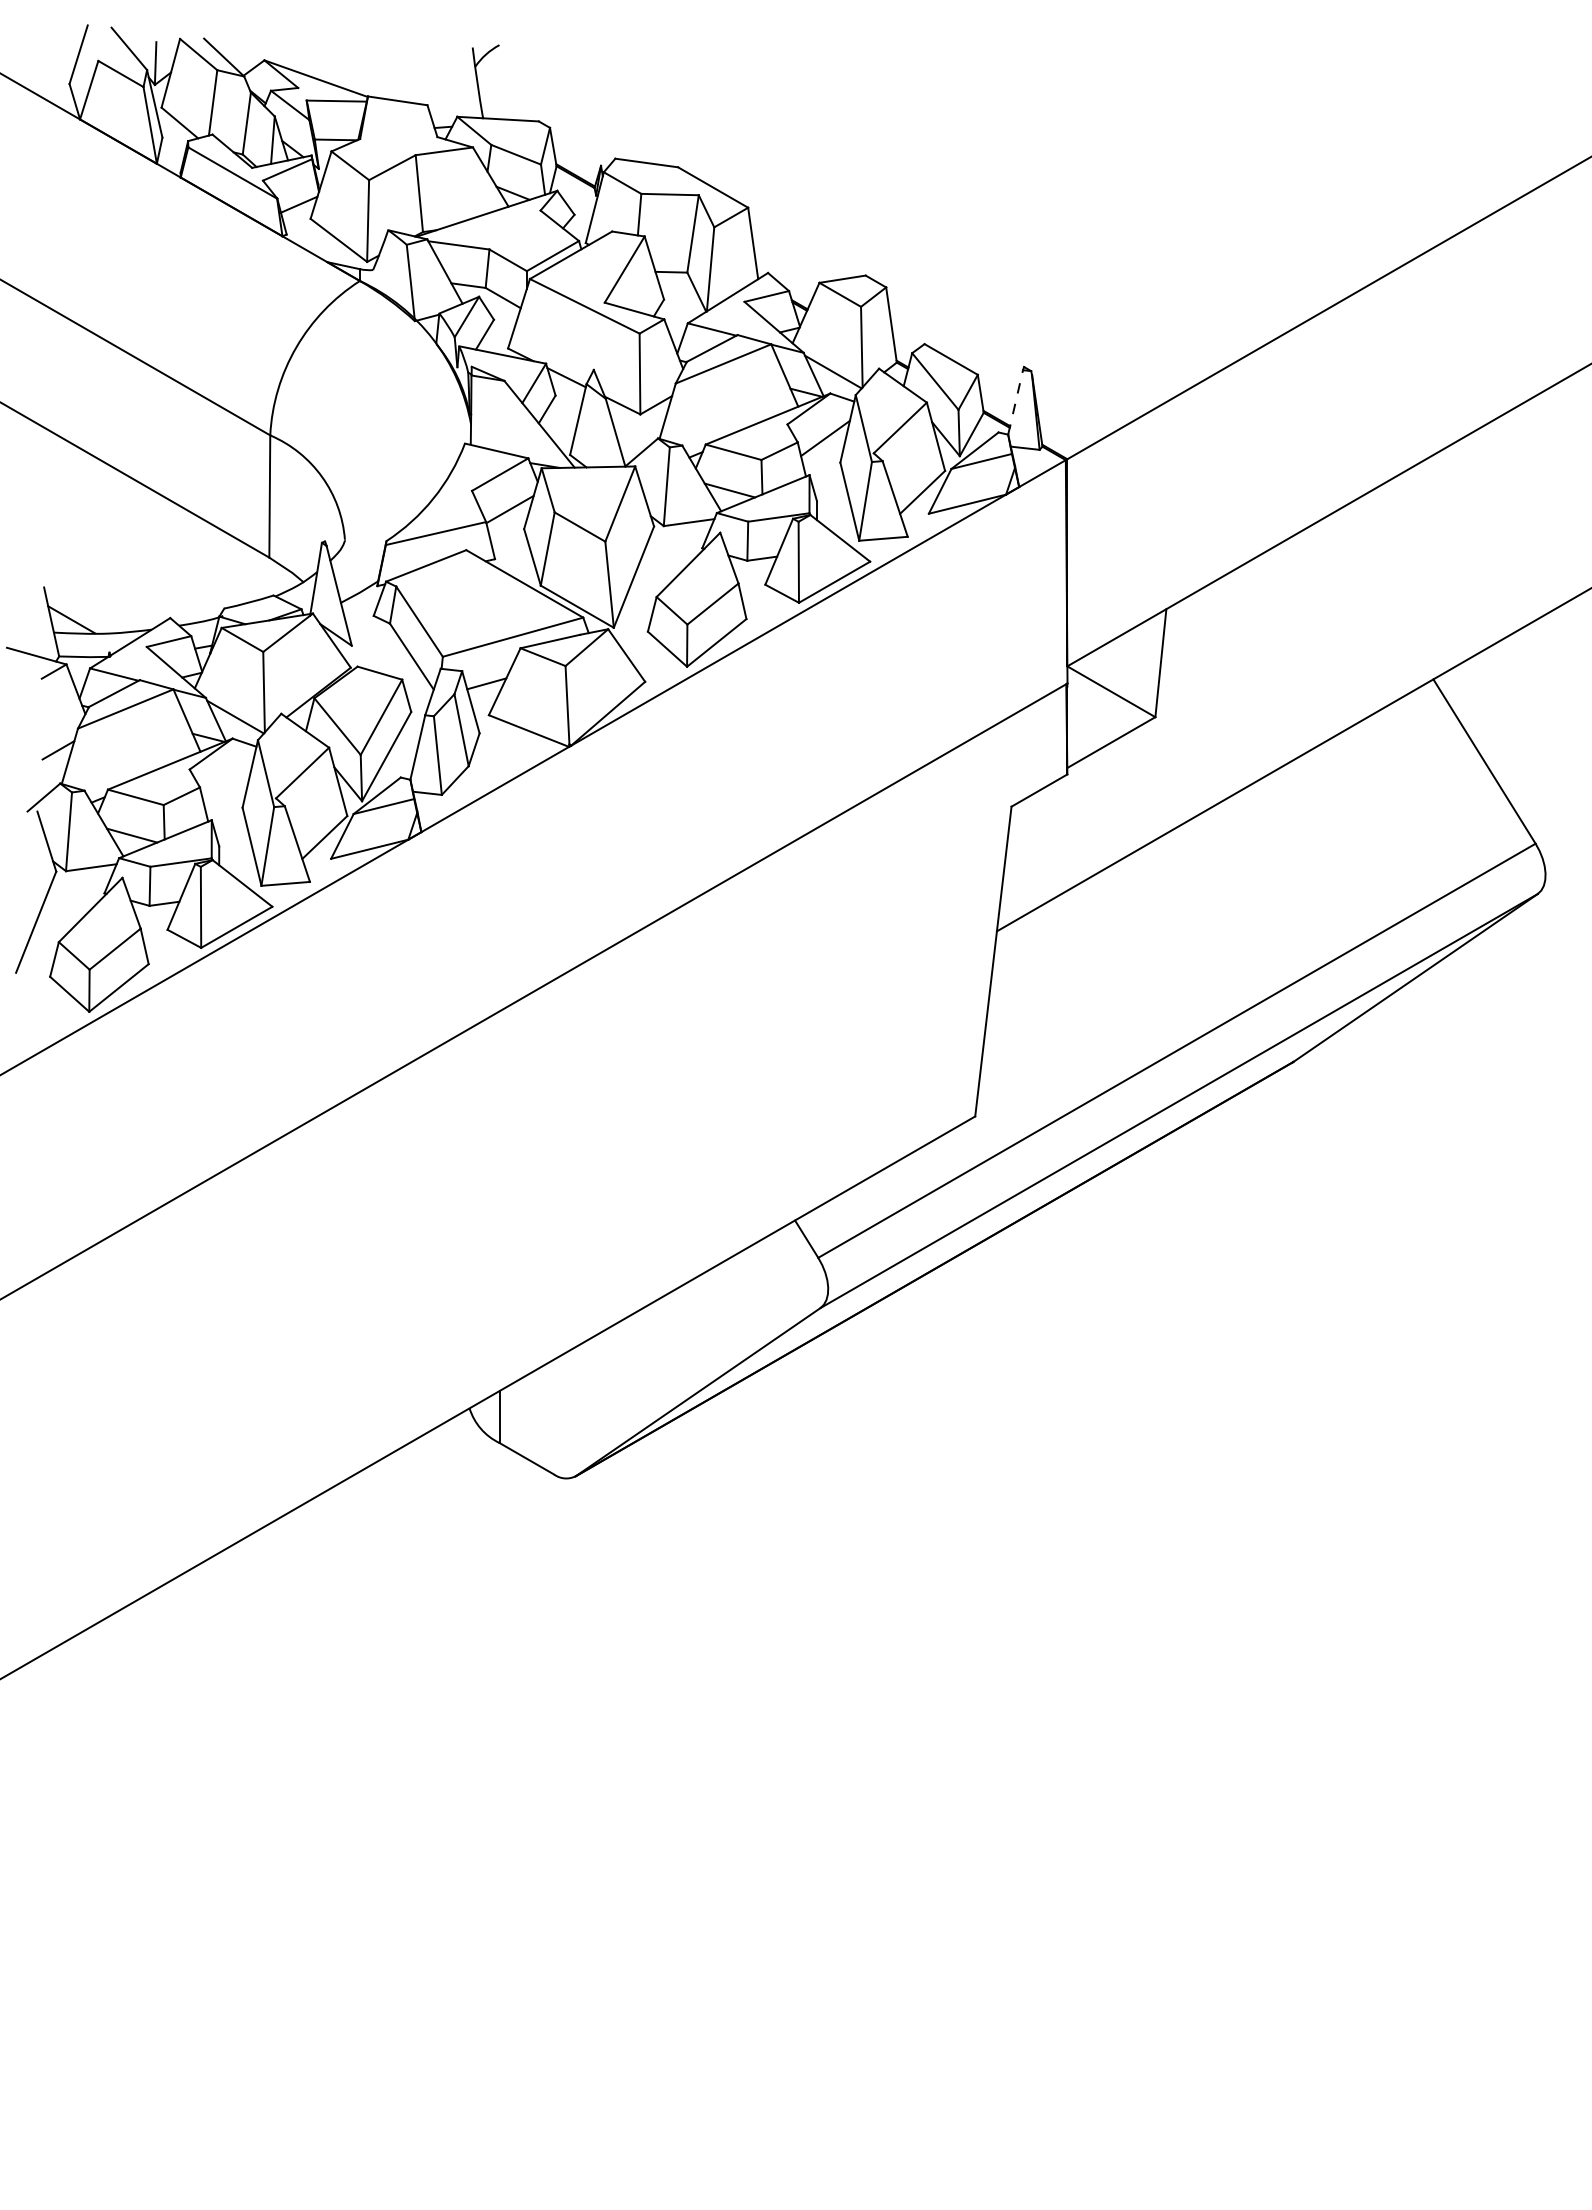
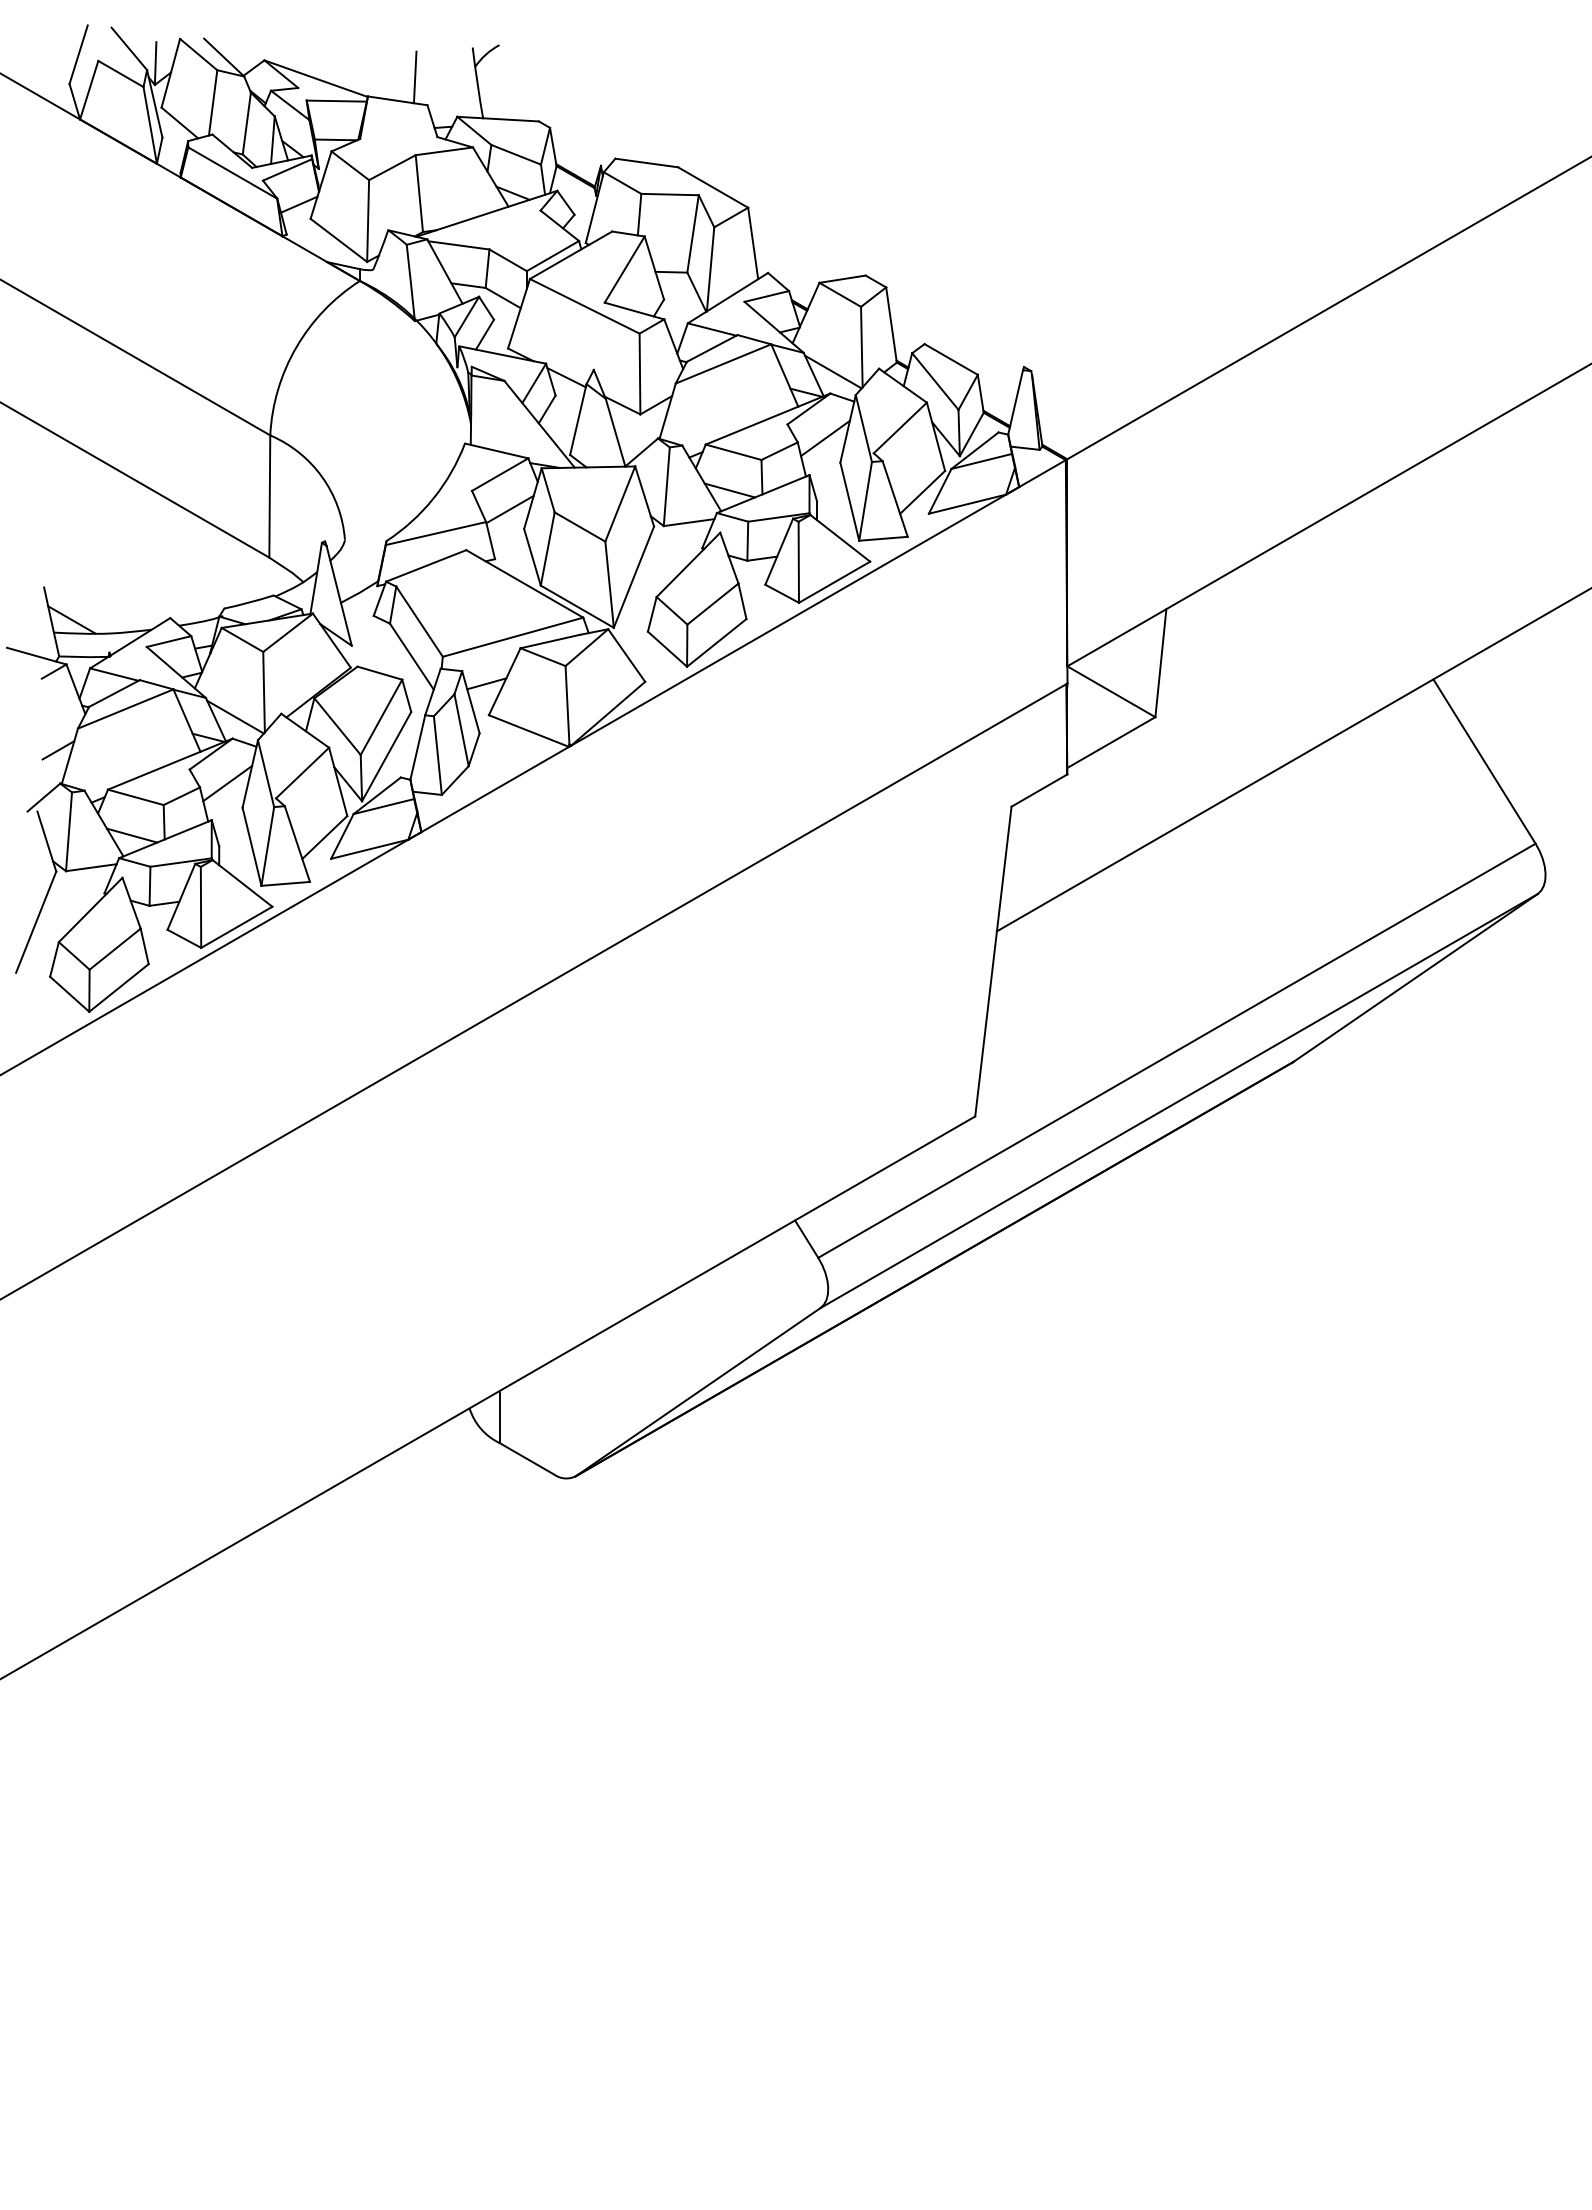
line: none -> present (414, 77)
line: dashed -> solid (1015, 401)
line: none -> present (227, 783)
